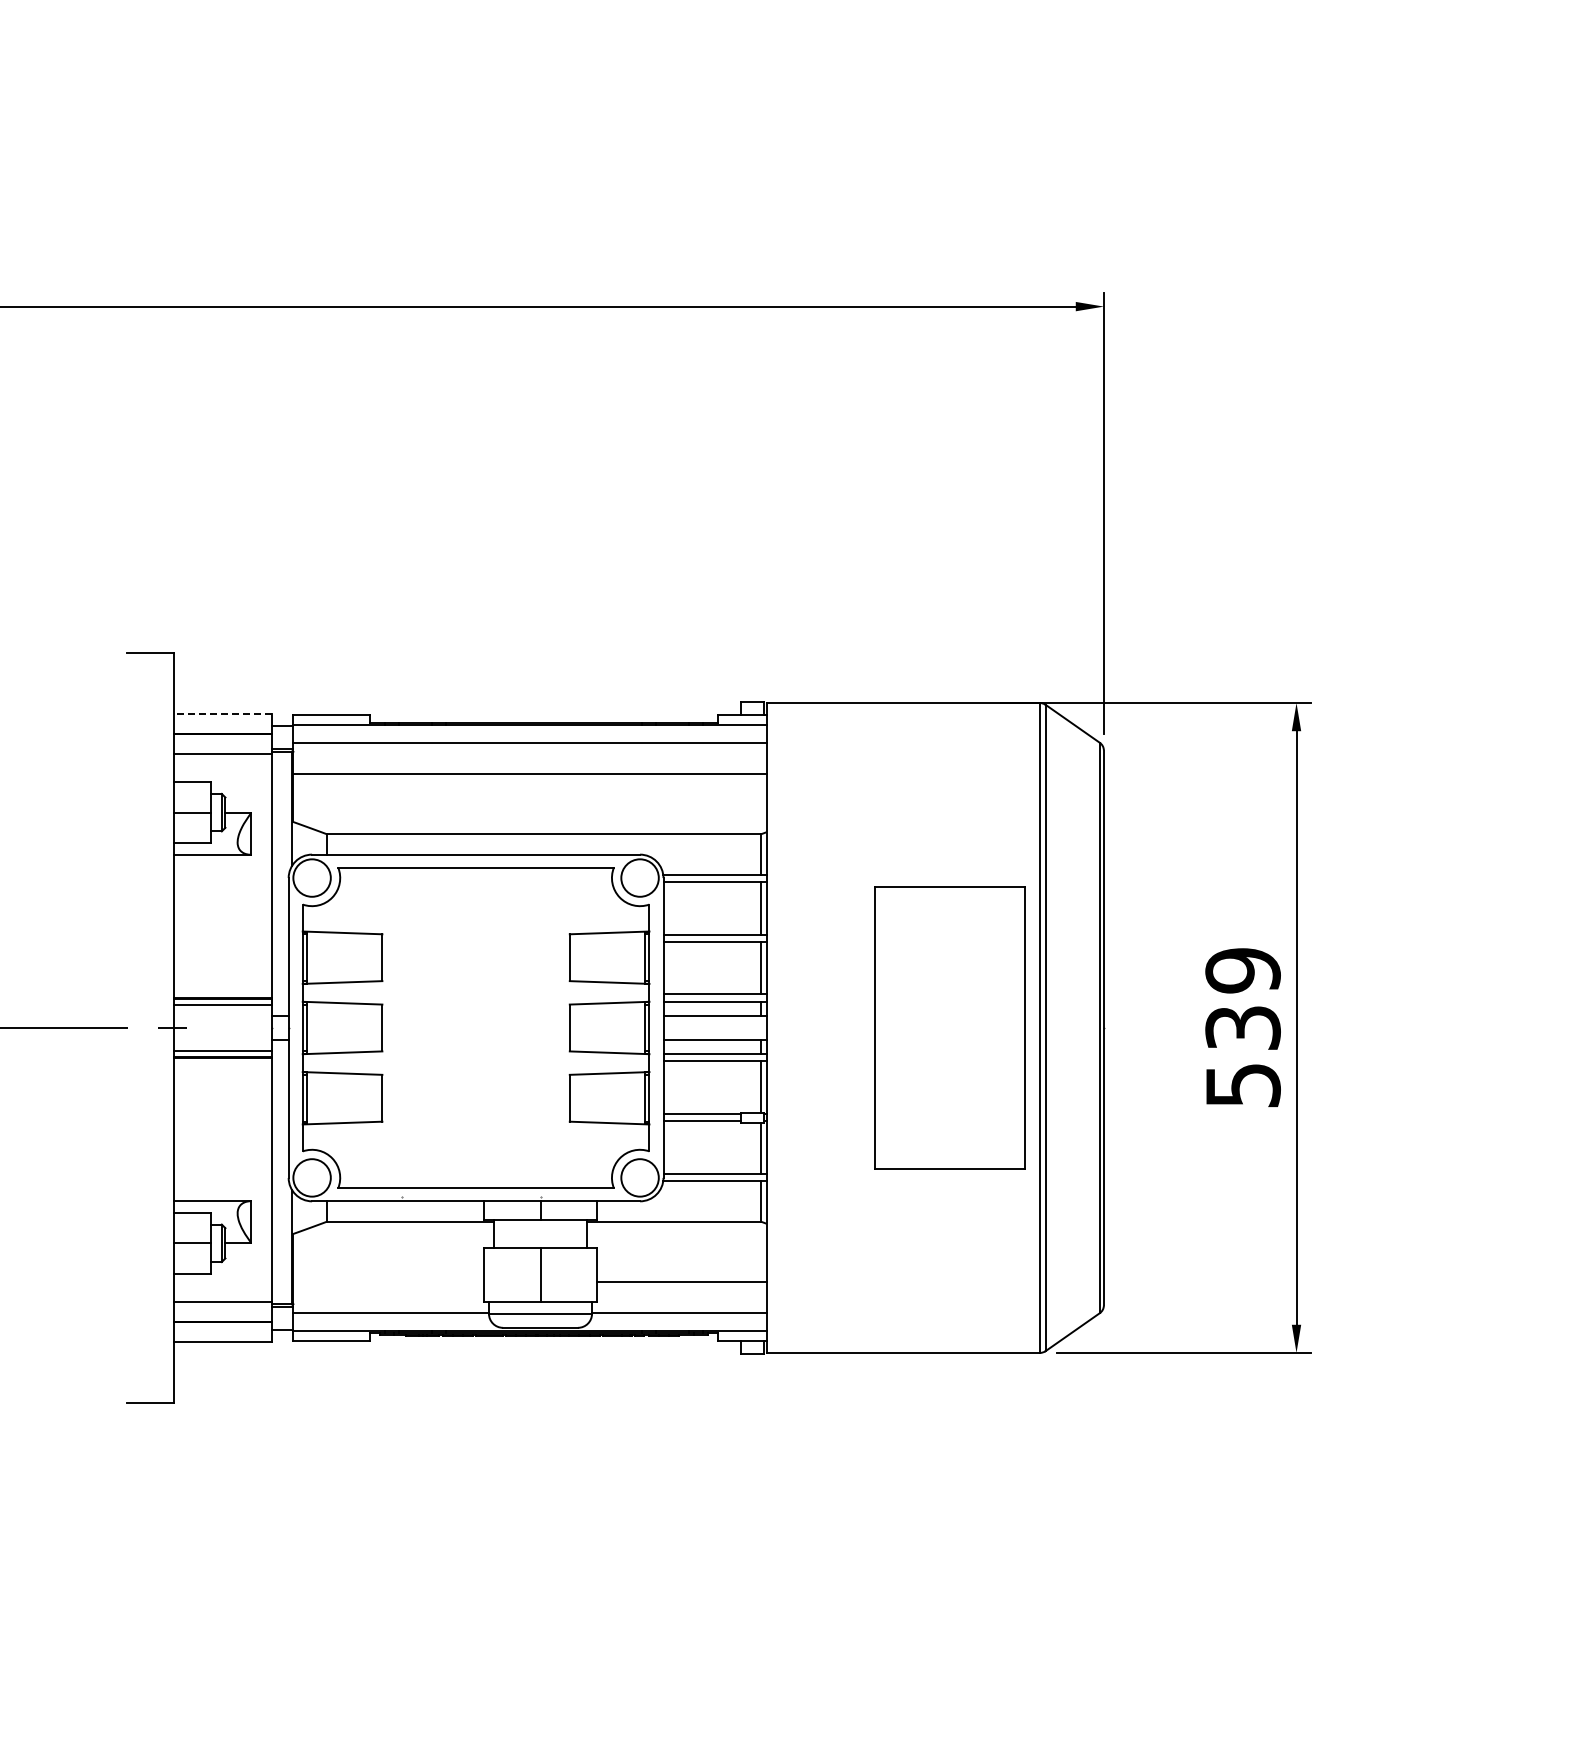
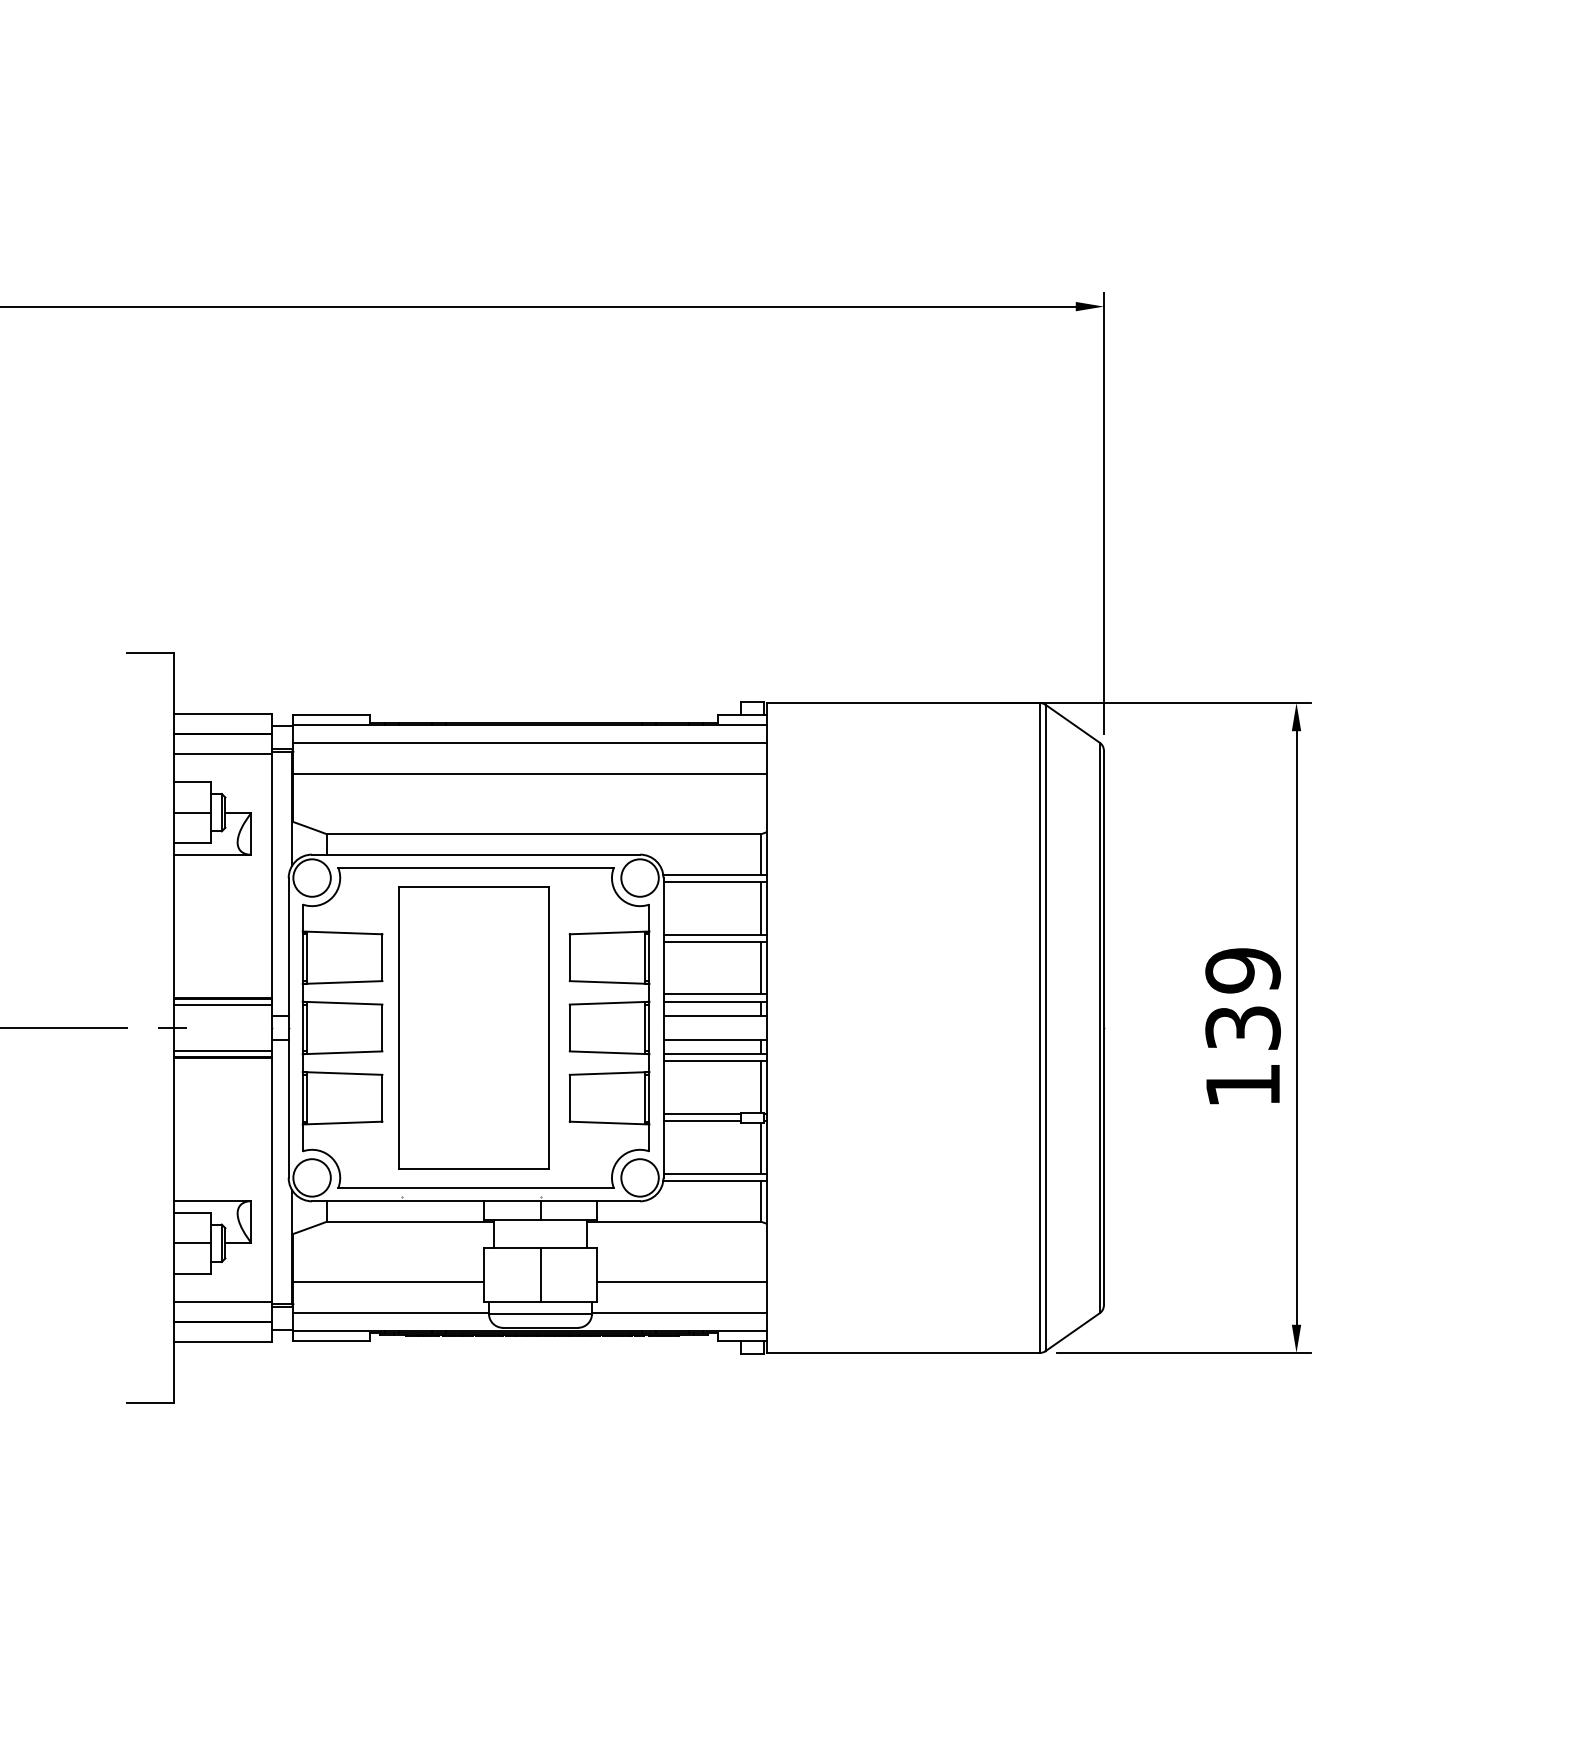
line: dashed -> solid (222, 714)
part position: (949, 1027) -> (473, 1027) (473, 1027)
text: 539 -> 139 (1243, 1085)
line: none -> present (388, 1282)
